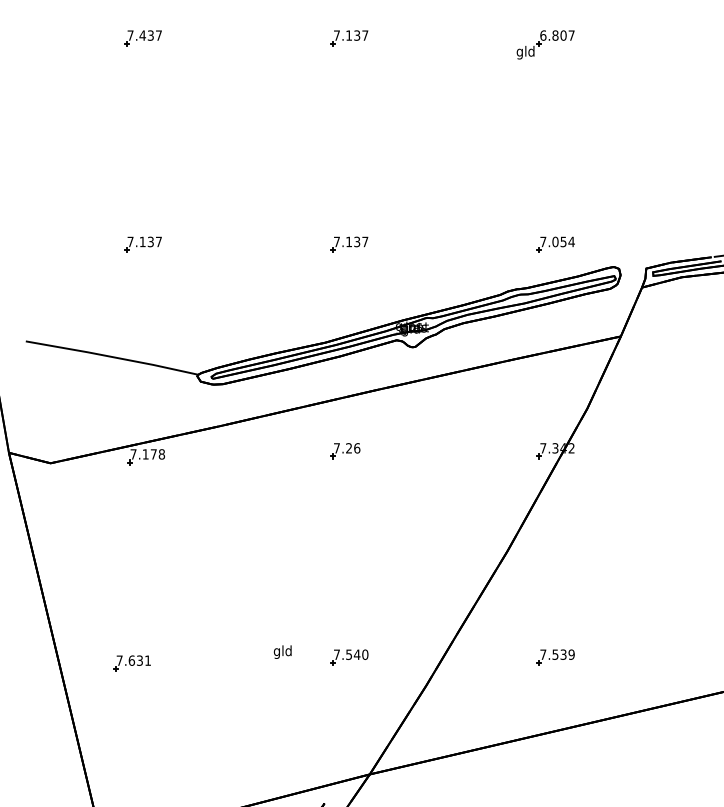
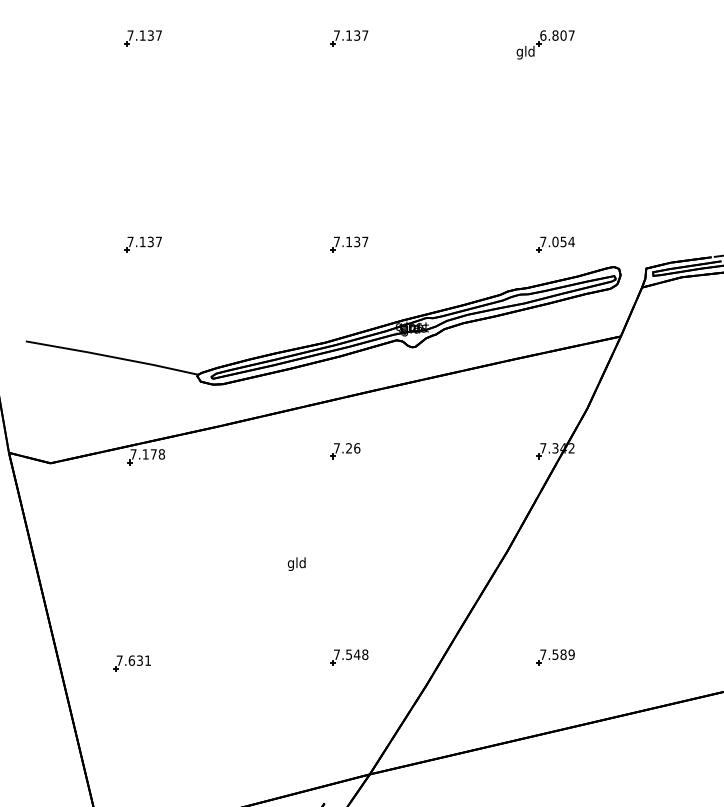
text: 7.437 -> 7.137 (142, 35)
text position: (282, 651) -> (296, 563) (296, 563)
text: 7.540 -> 7.548 (365, 654)
text: 7.539 -> 7.589 (563, 654)
